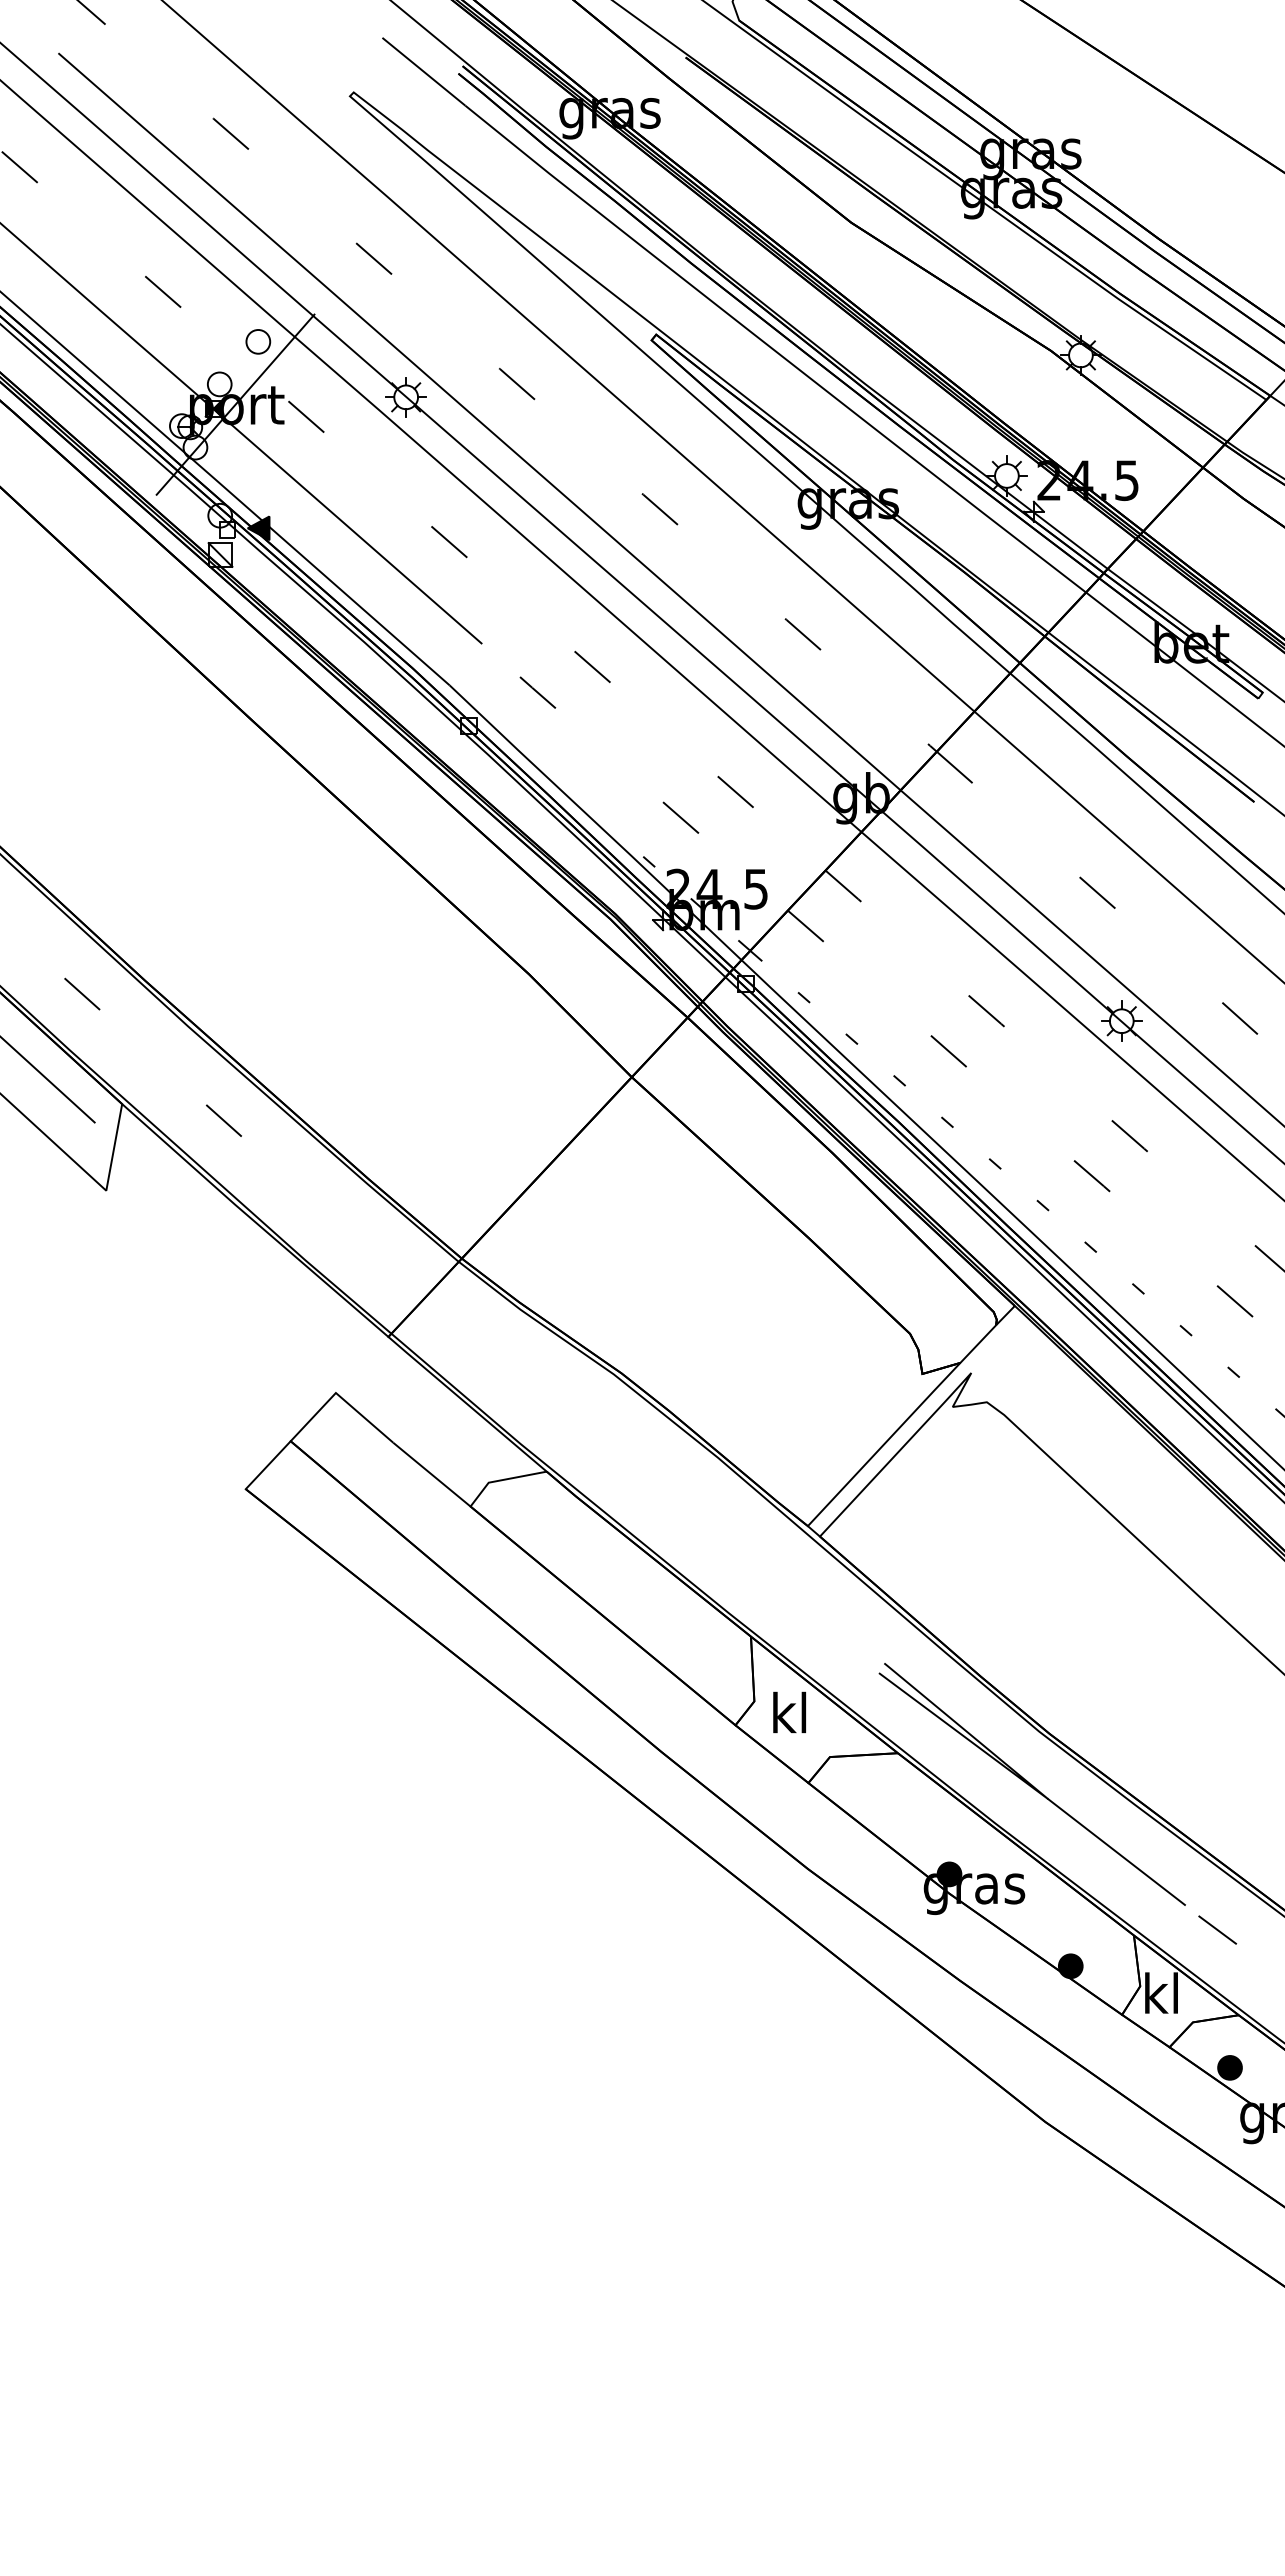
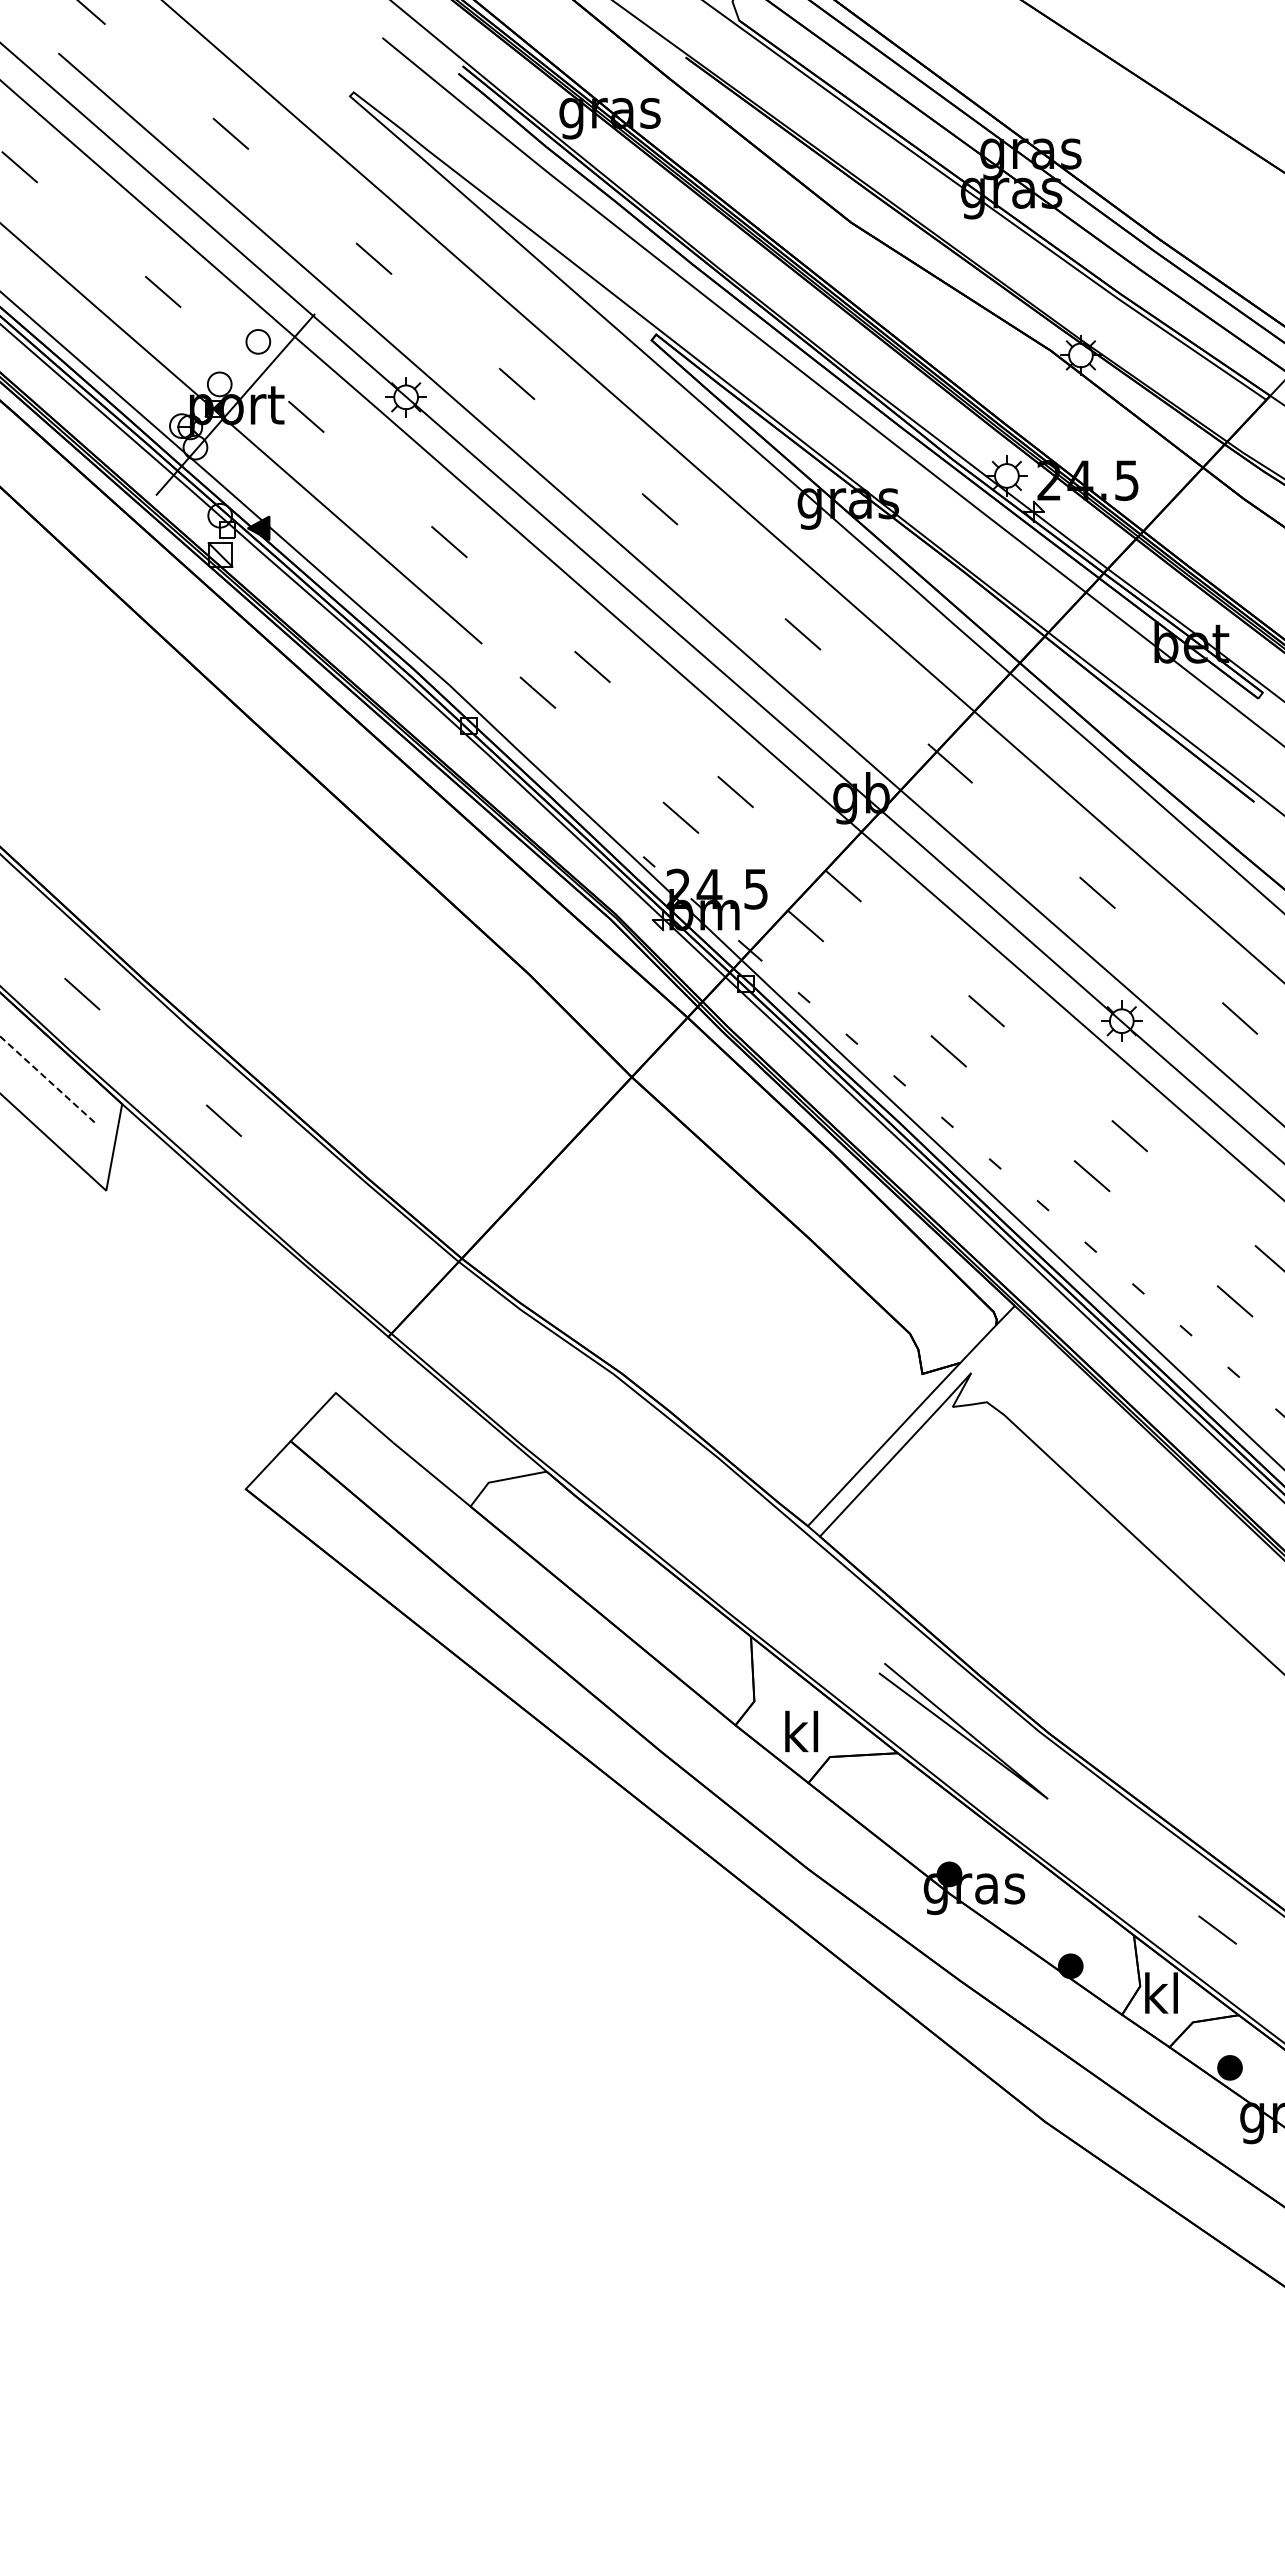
line: solid -> dashed (47, 1079)
text position: (789, 1712) -> (801, 1731) (801, 1731)
line: present -> none (1116, 1851)
